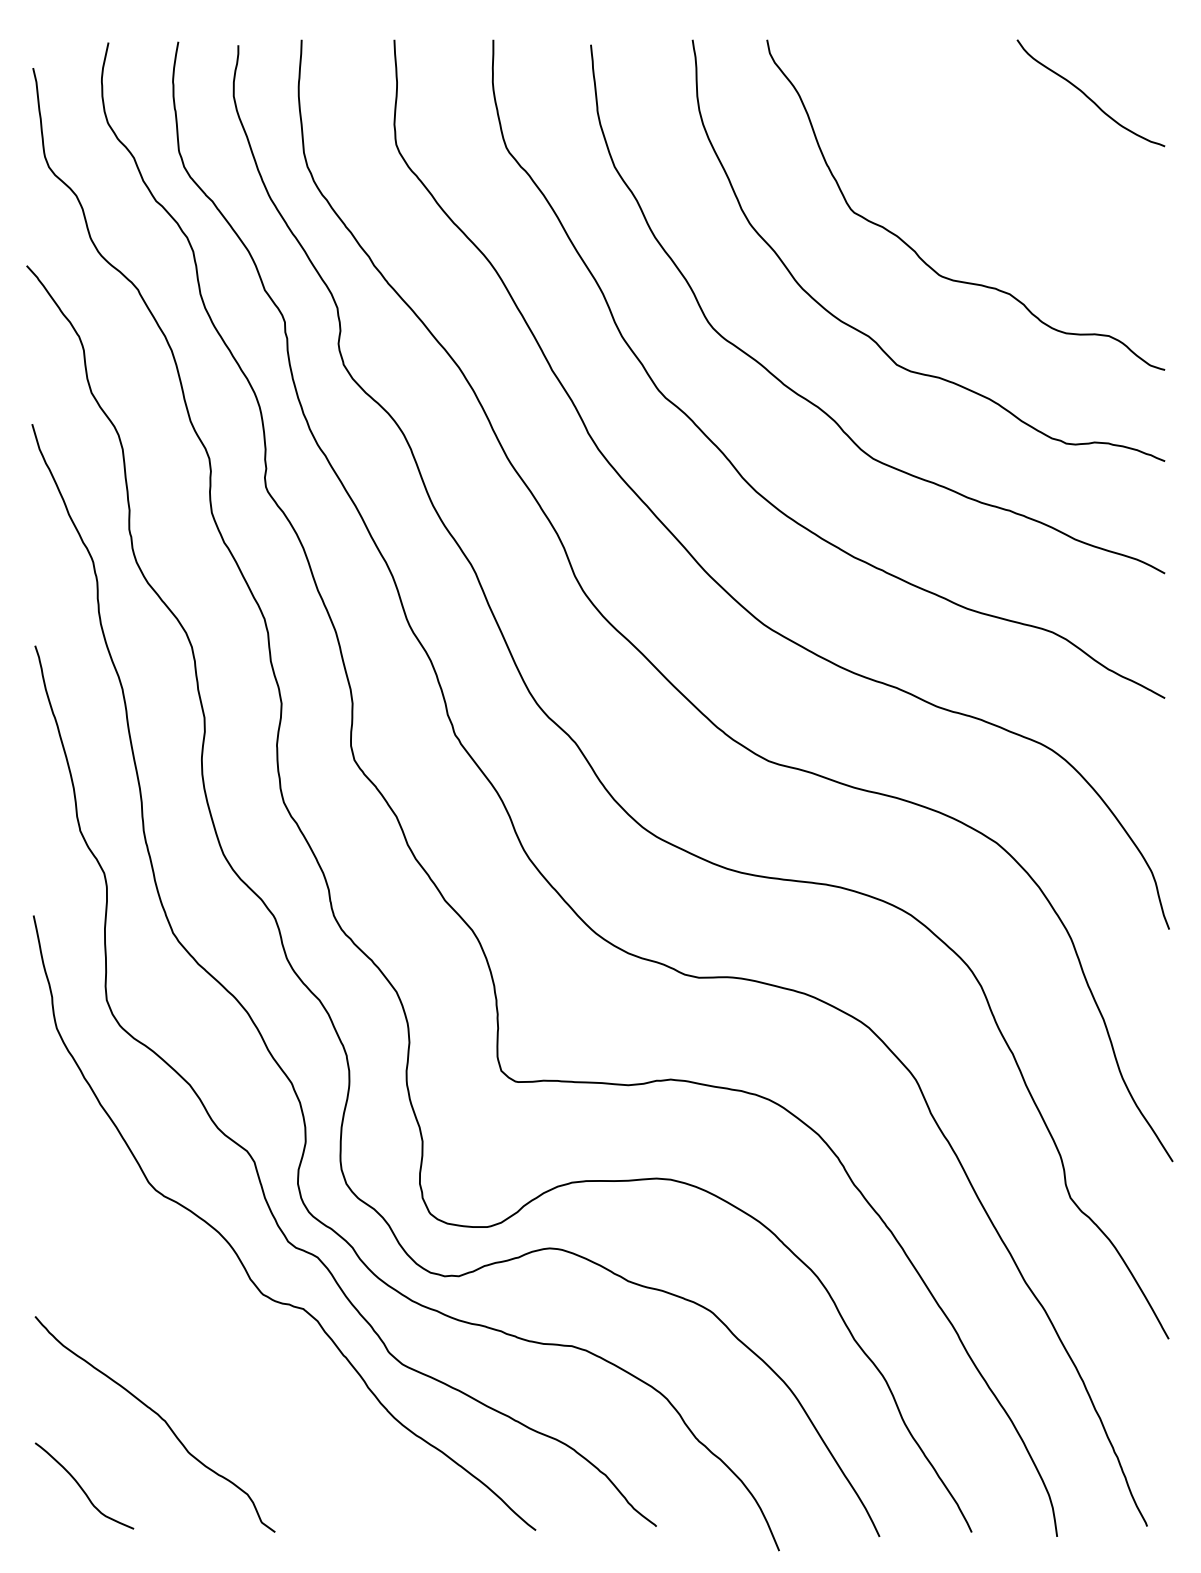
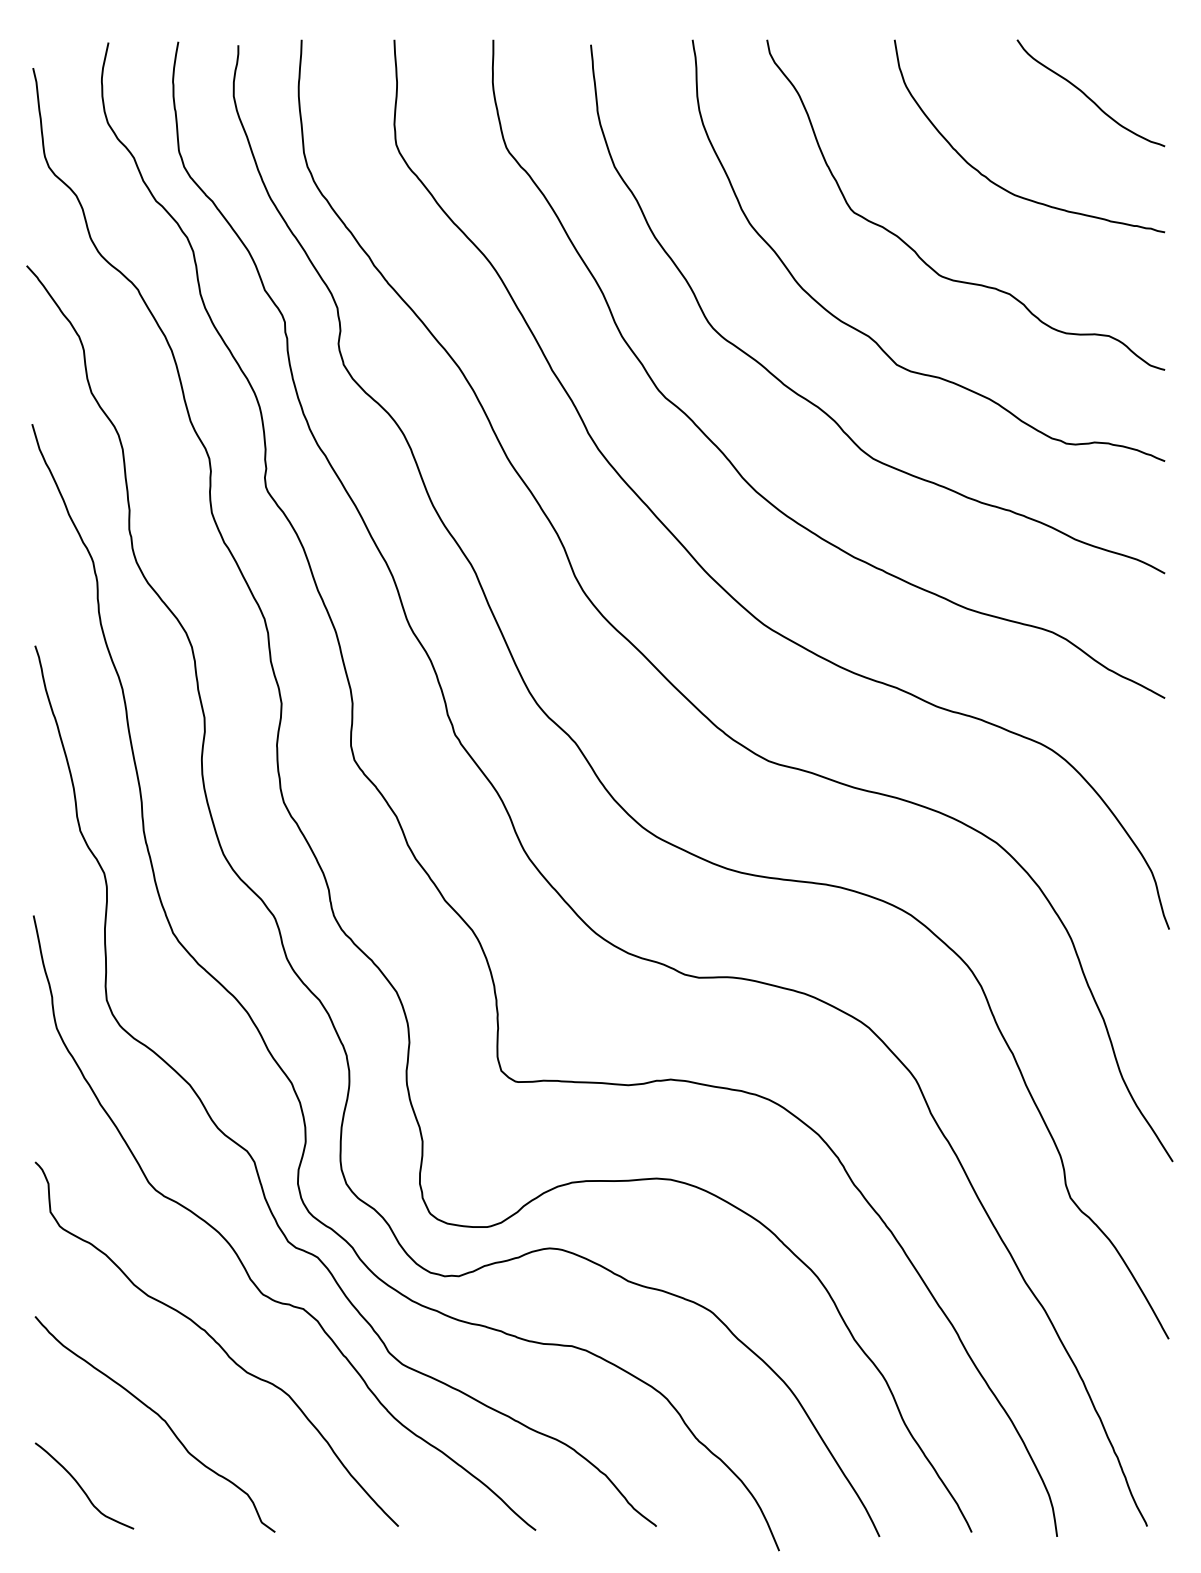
curve: none -> present (998, 184)
curve: none -> present (216, 1343)
